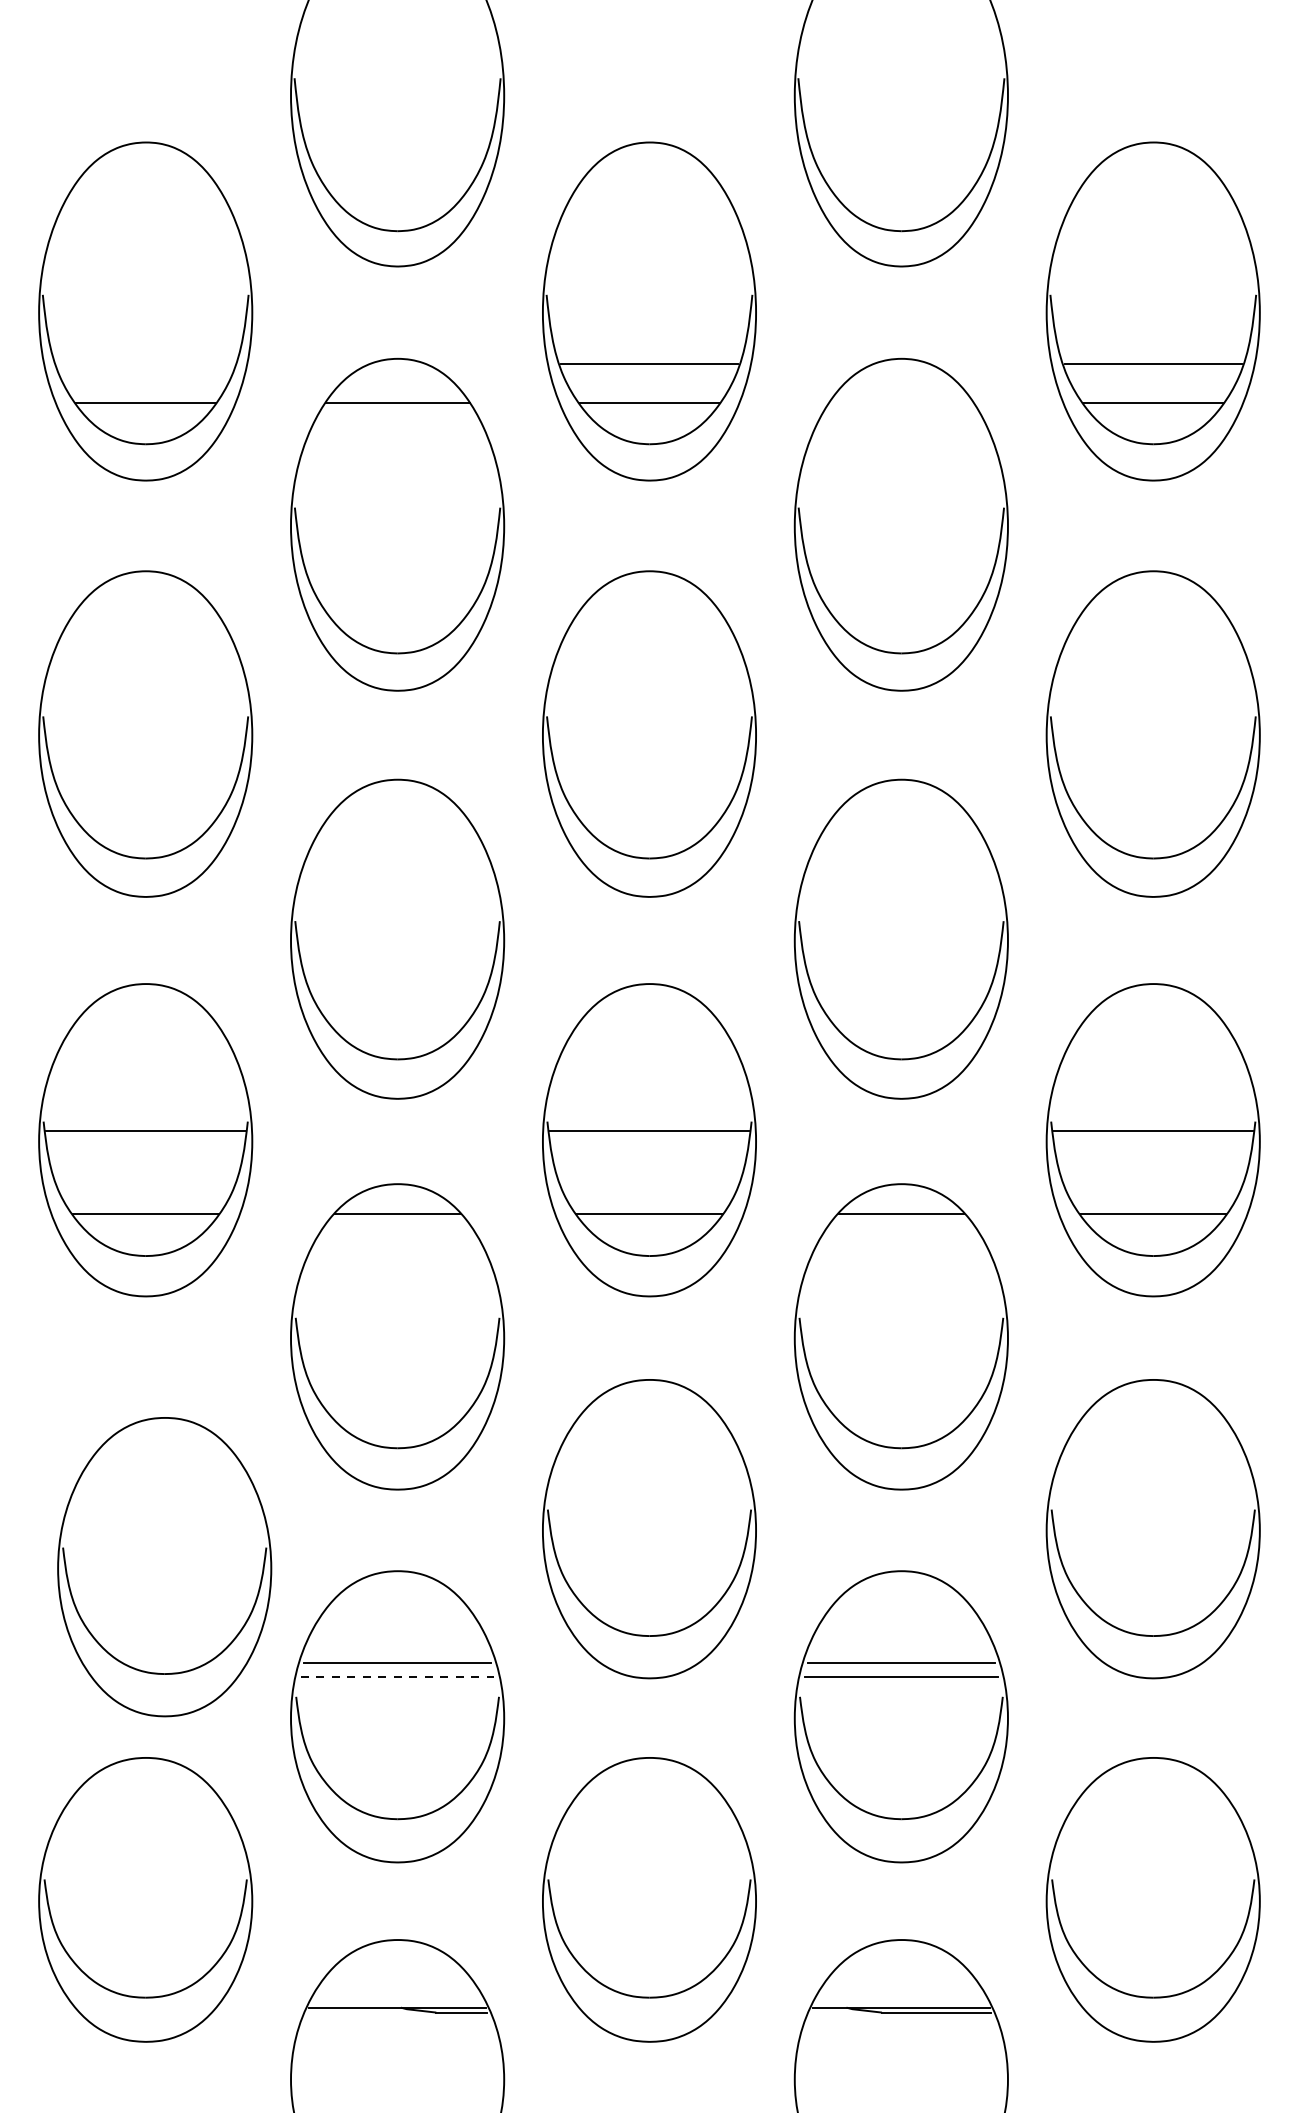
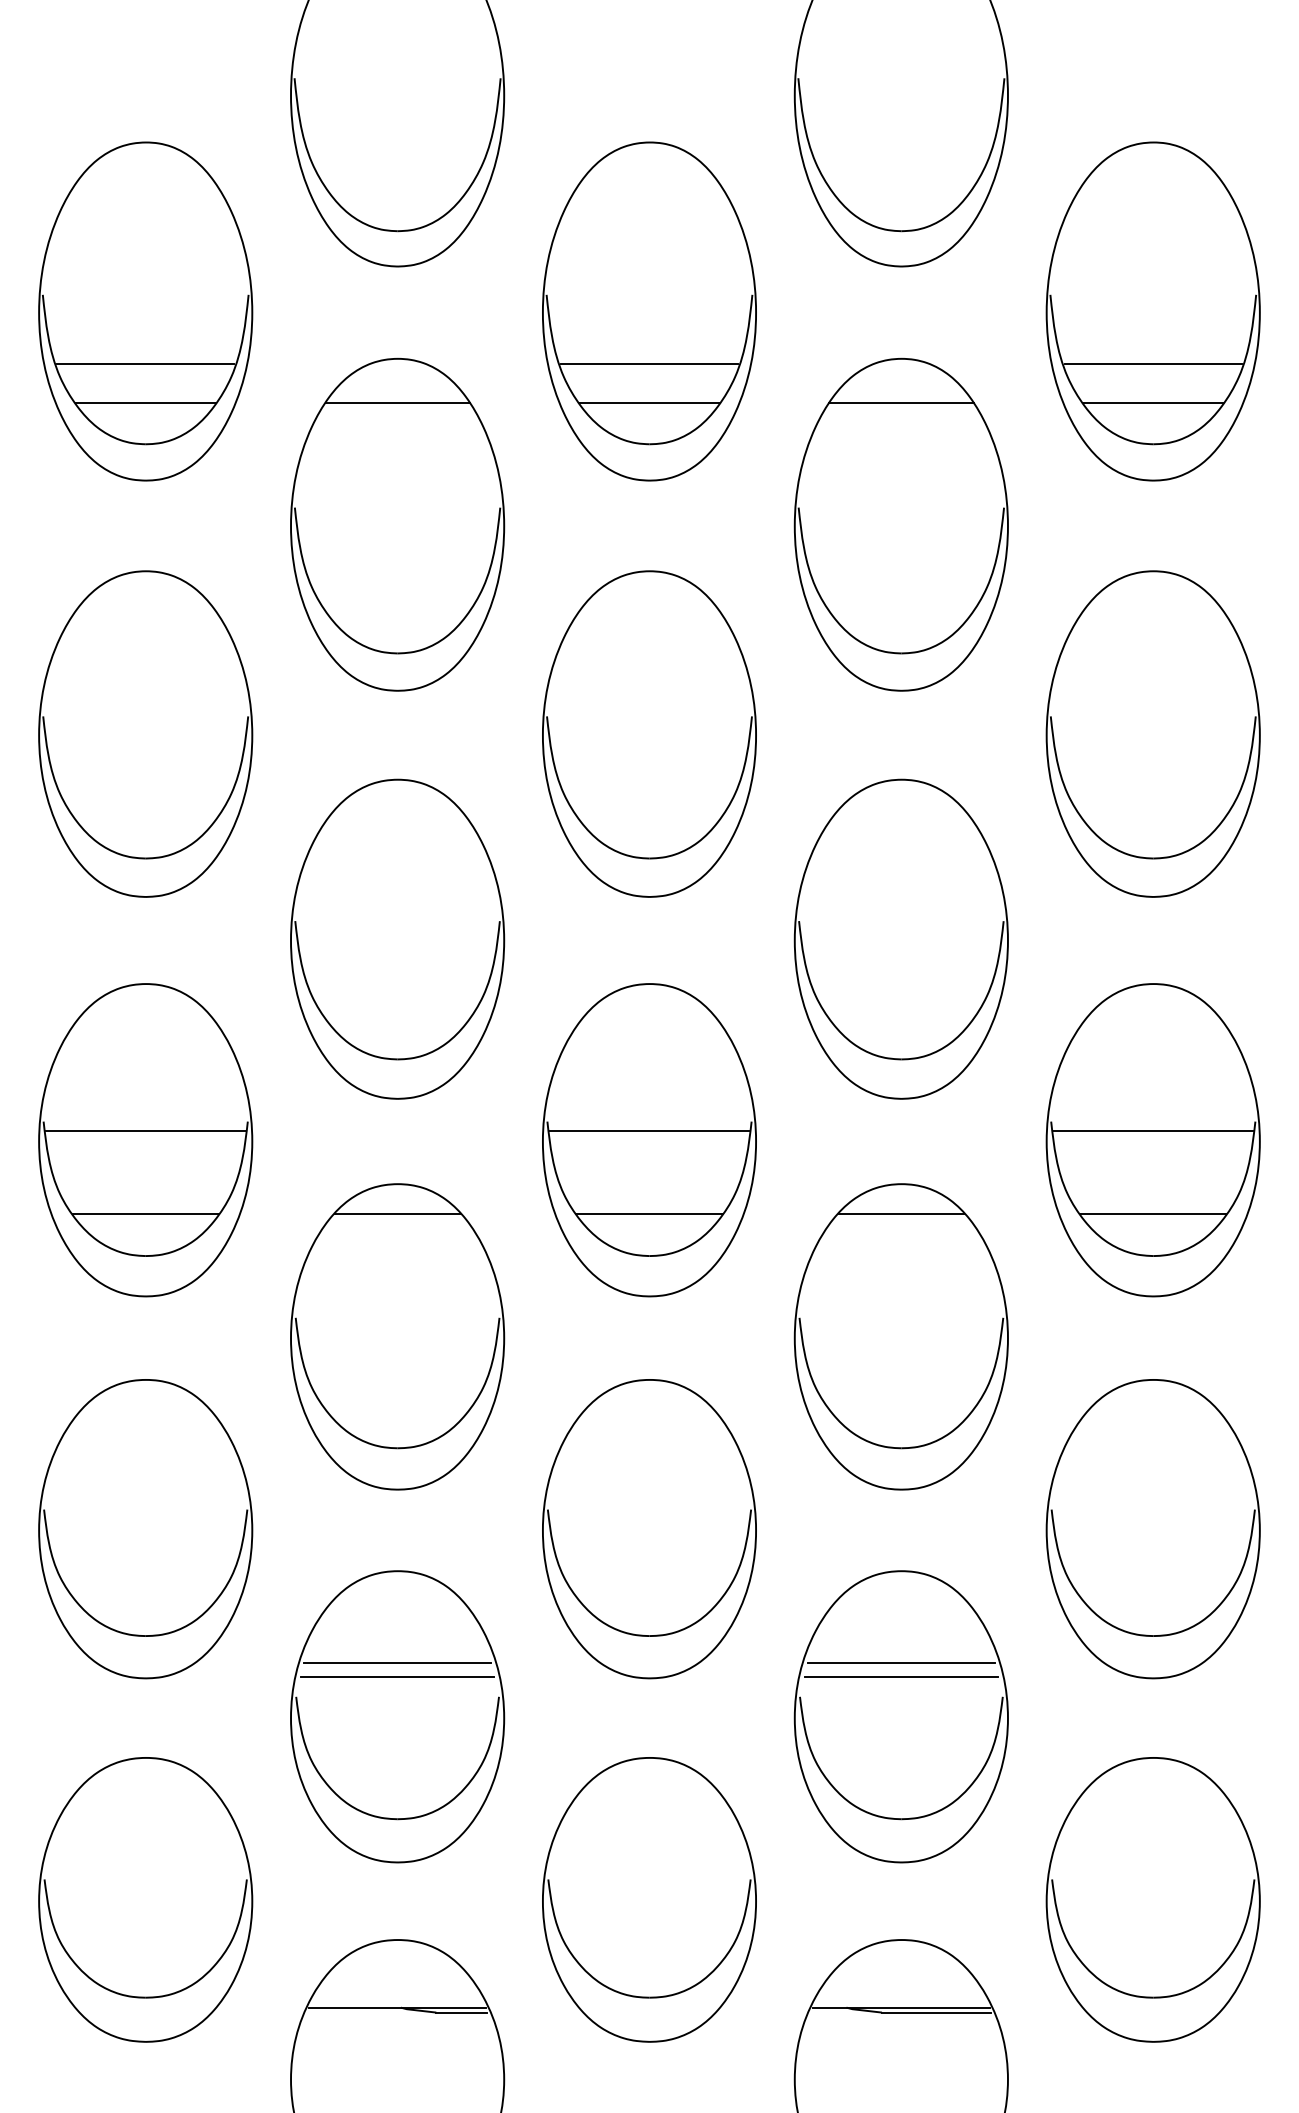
line: none -> present (145, 363)
line: none -> present (901, 403)
part position: (164, 1567) -> (145, 1529) (145, 1529)
line: dashed -> solid (397, 1677)
